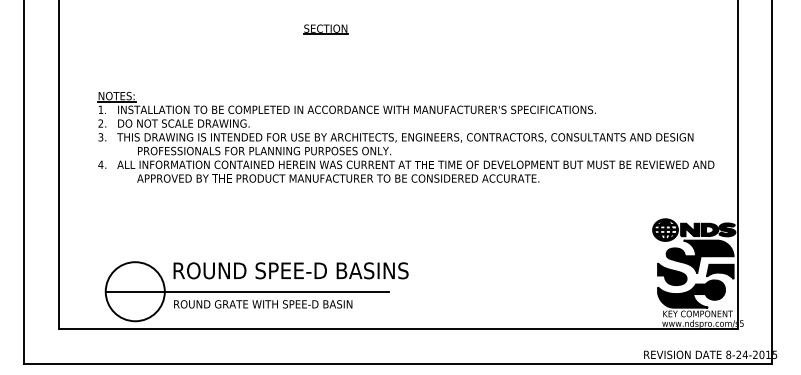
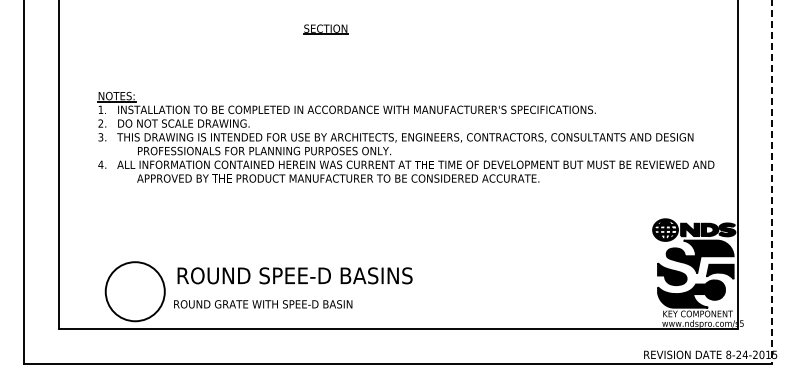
line: solid -> dashed (772, 182)
text position: (290, 270) -> (294, 275) (294, 275)
line: present -> none (246, 291)
